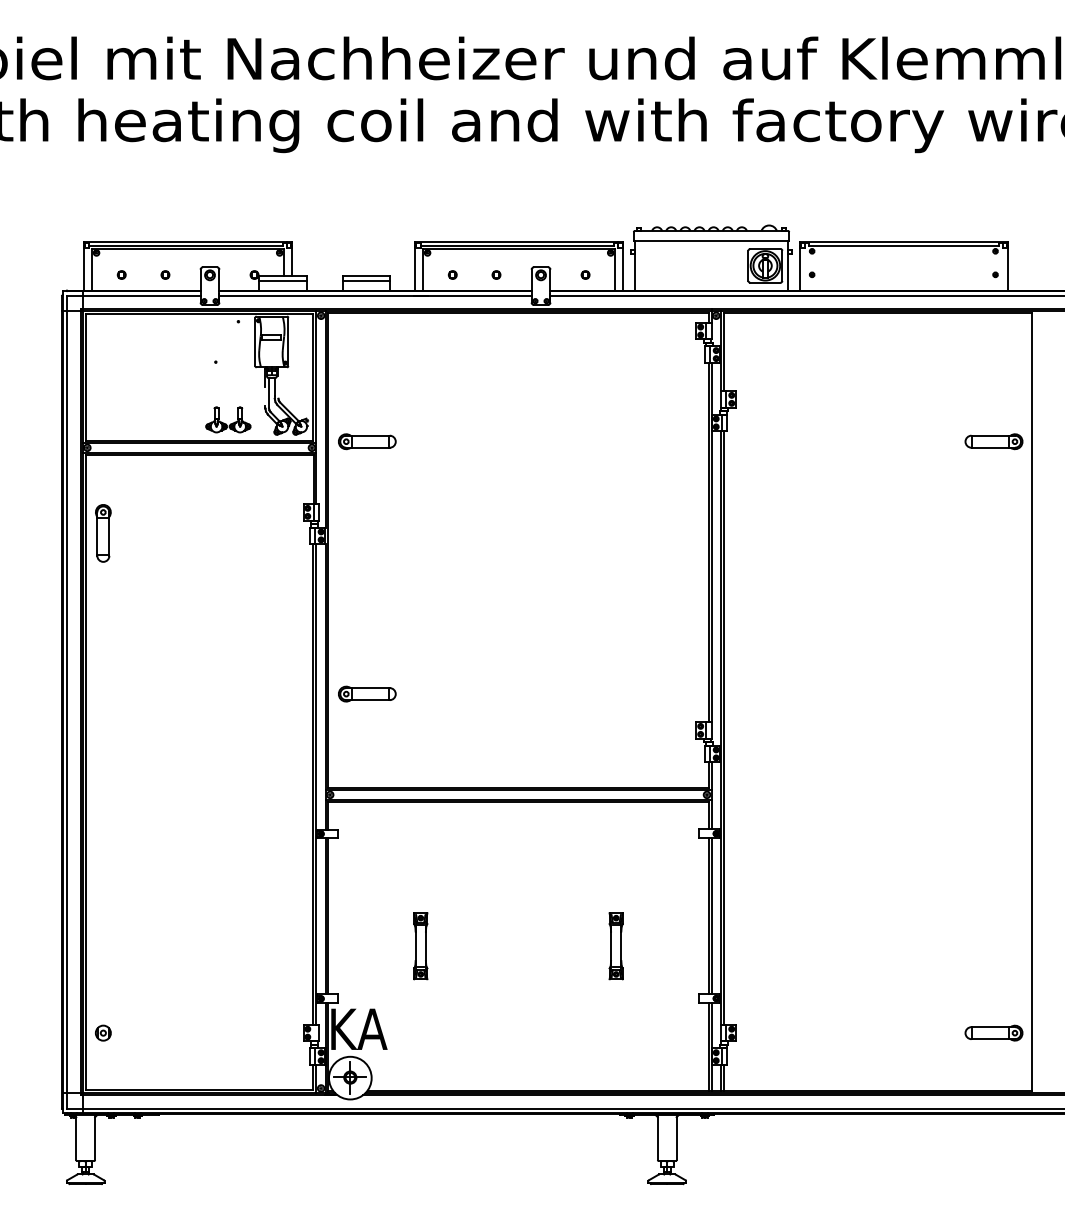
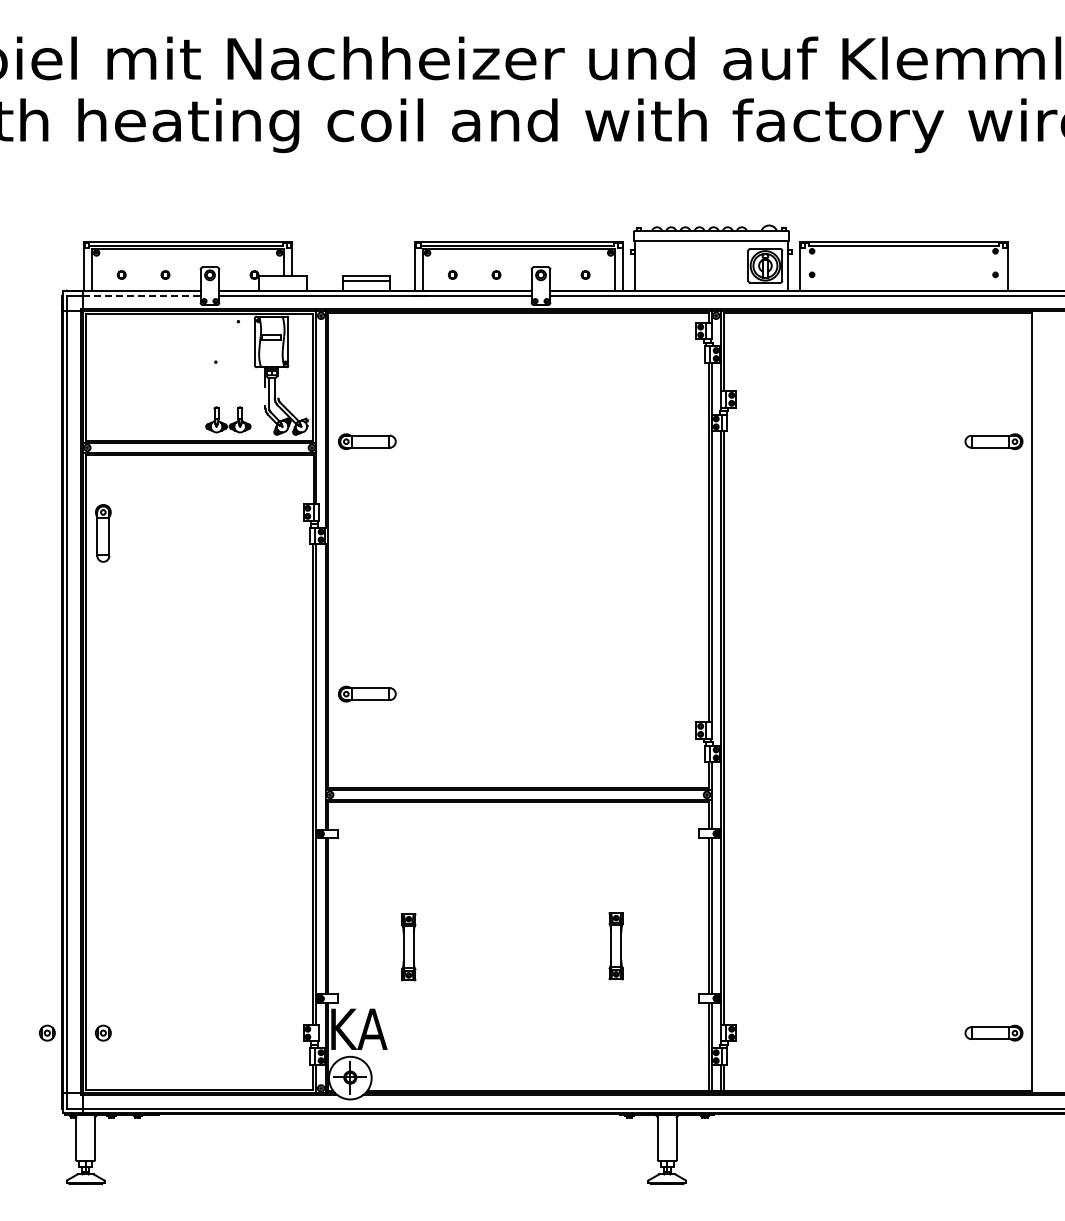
line: present -> none (282, 280)
line: solid -> dashed (141, 295)
part position: (420, 946) -> (408, 947) (408, 947)
part: none -> present (47, 1032)
